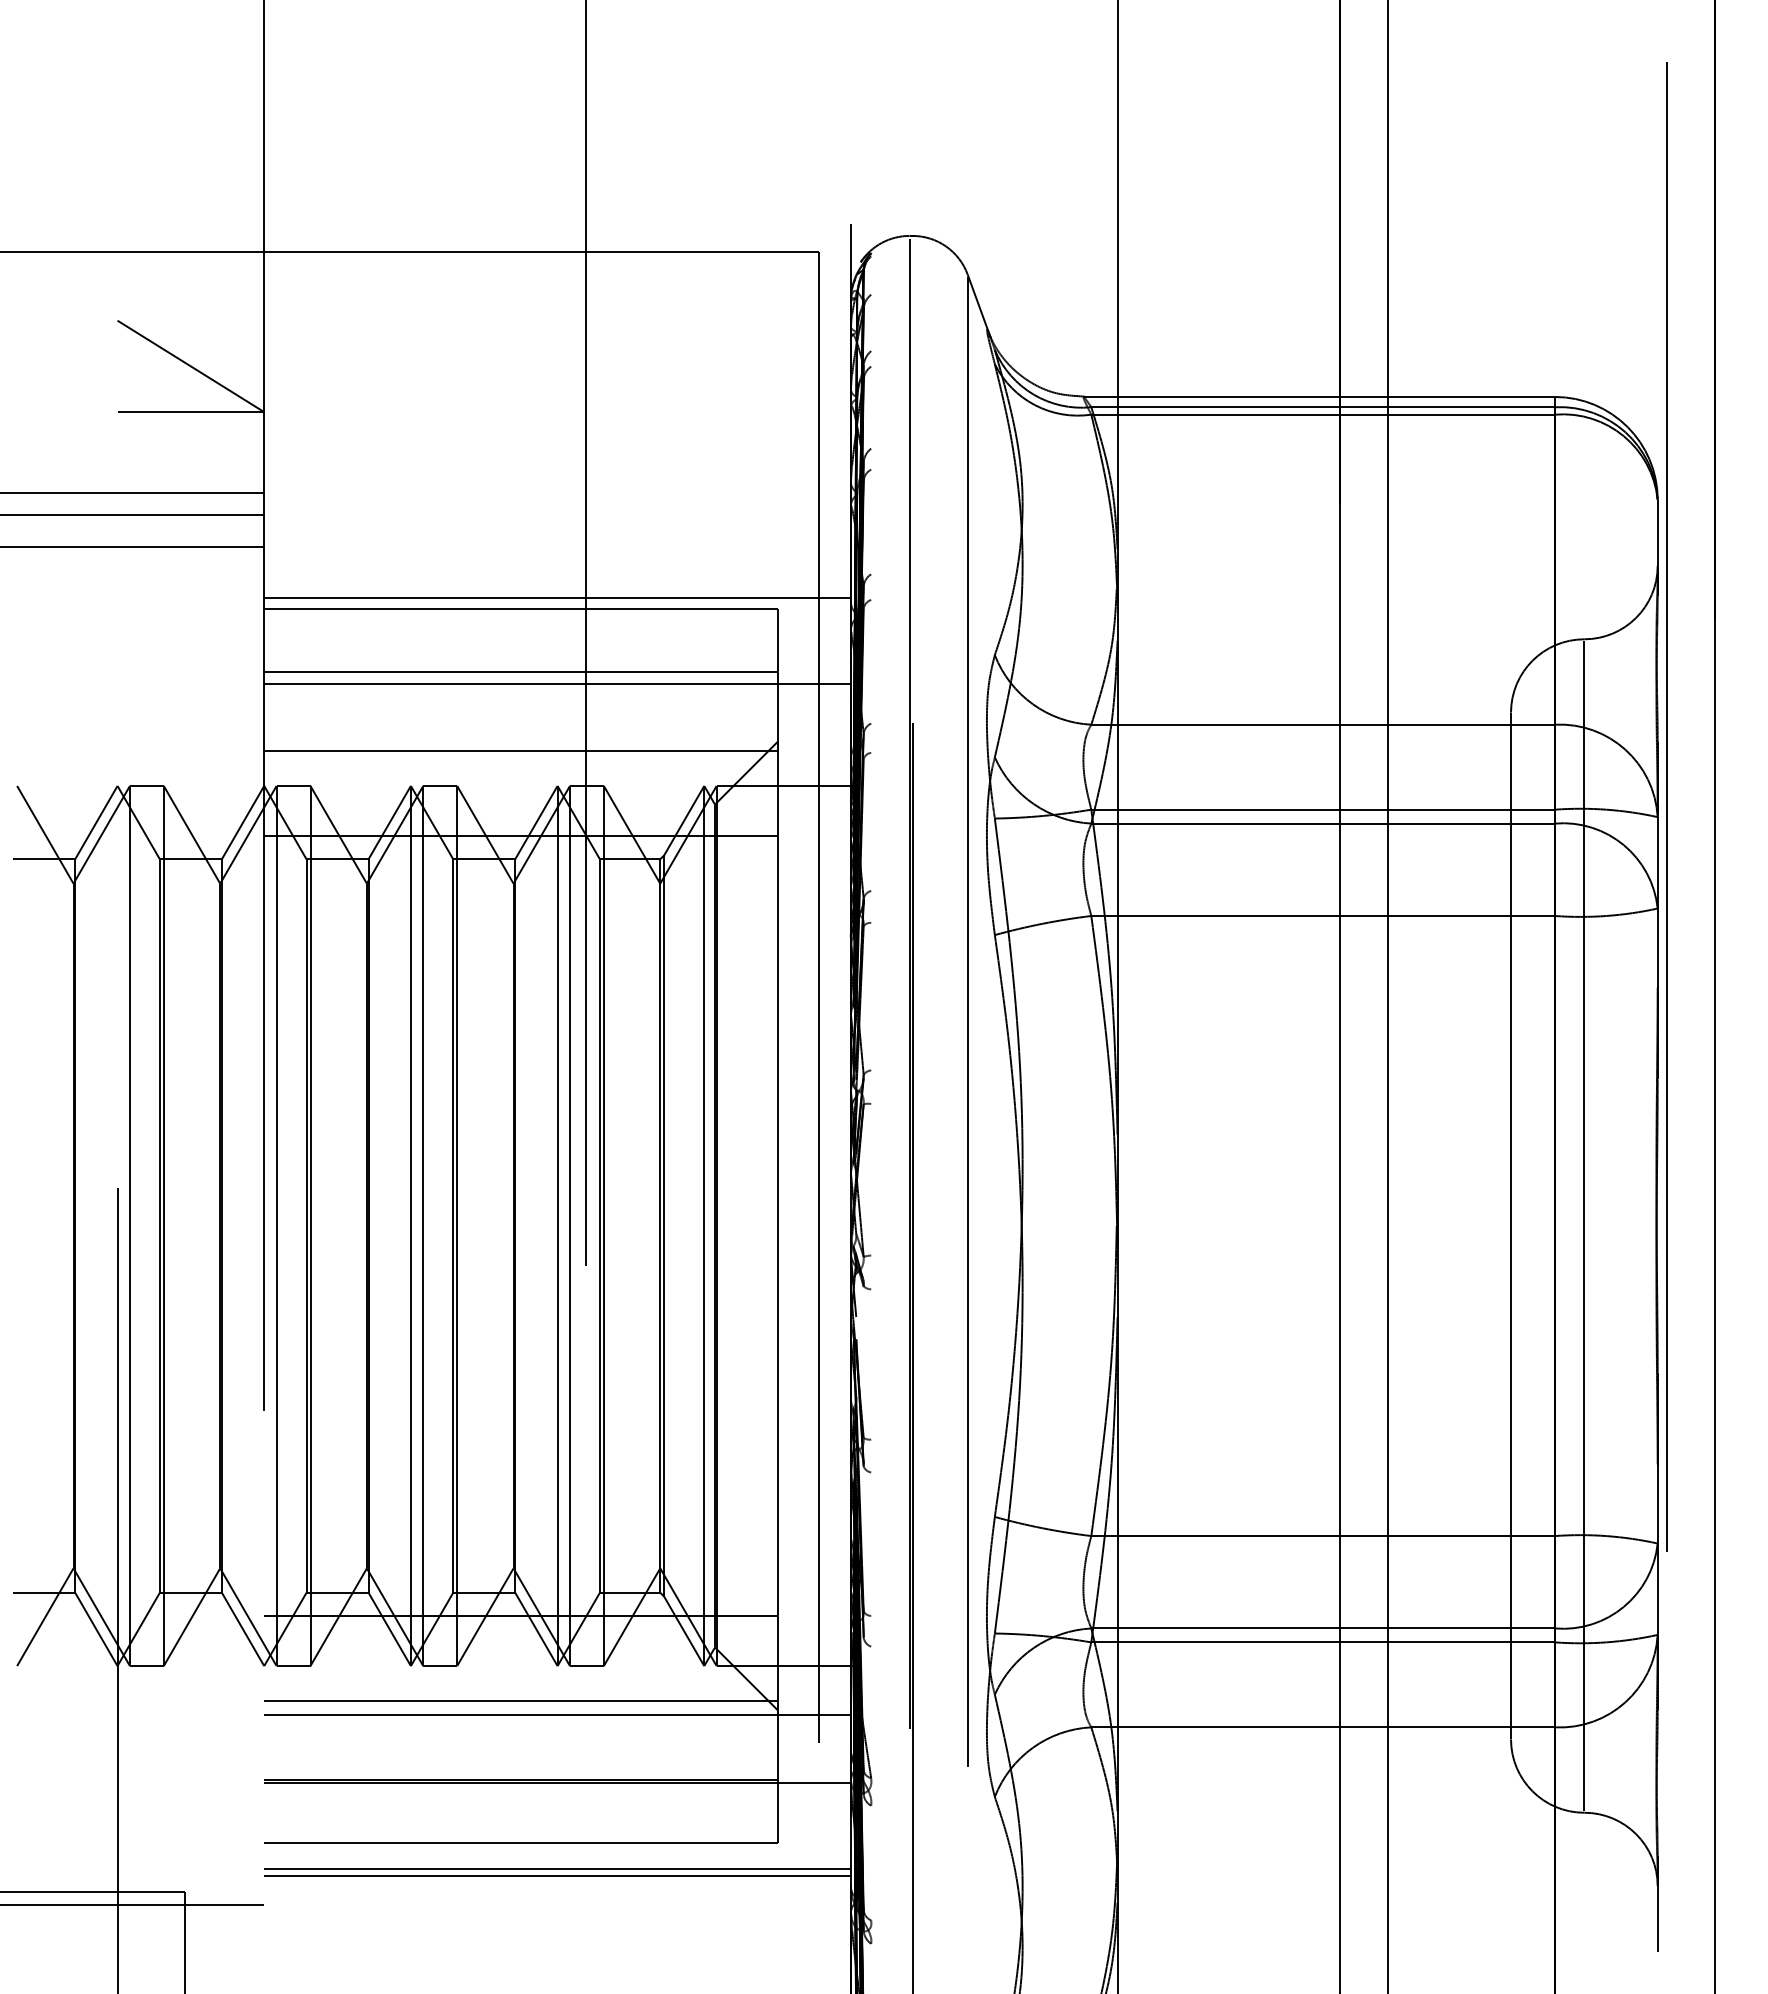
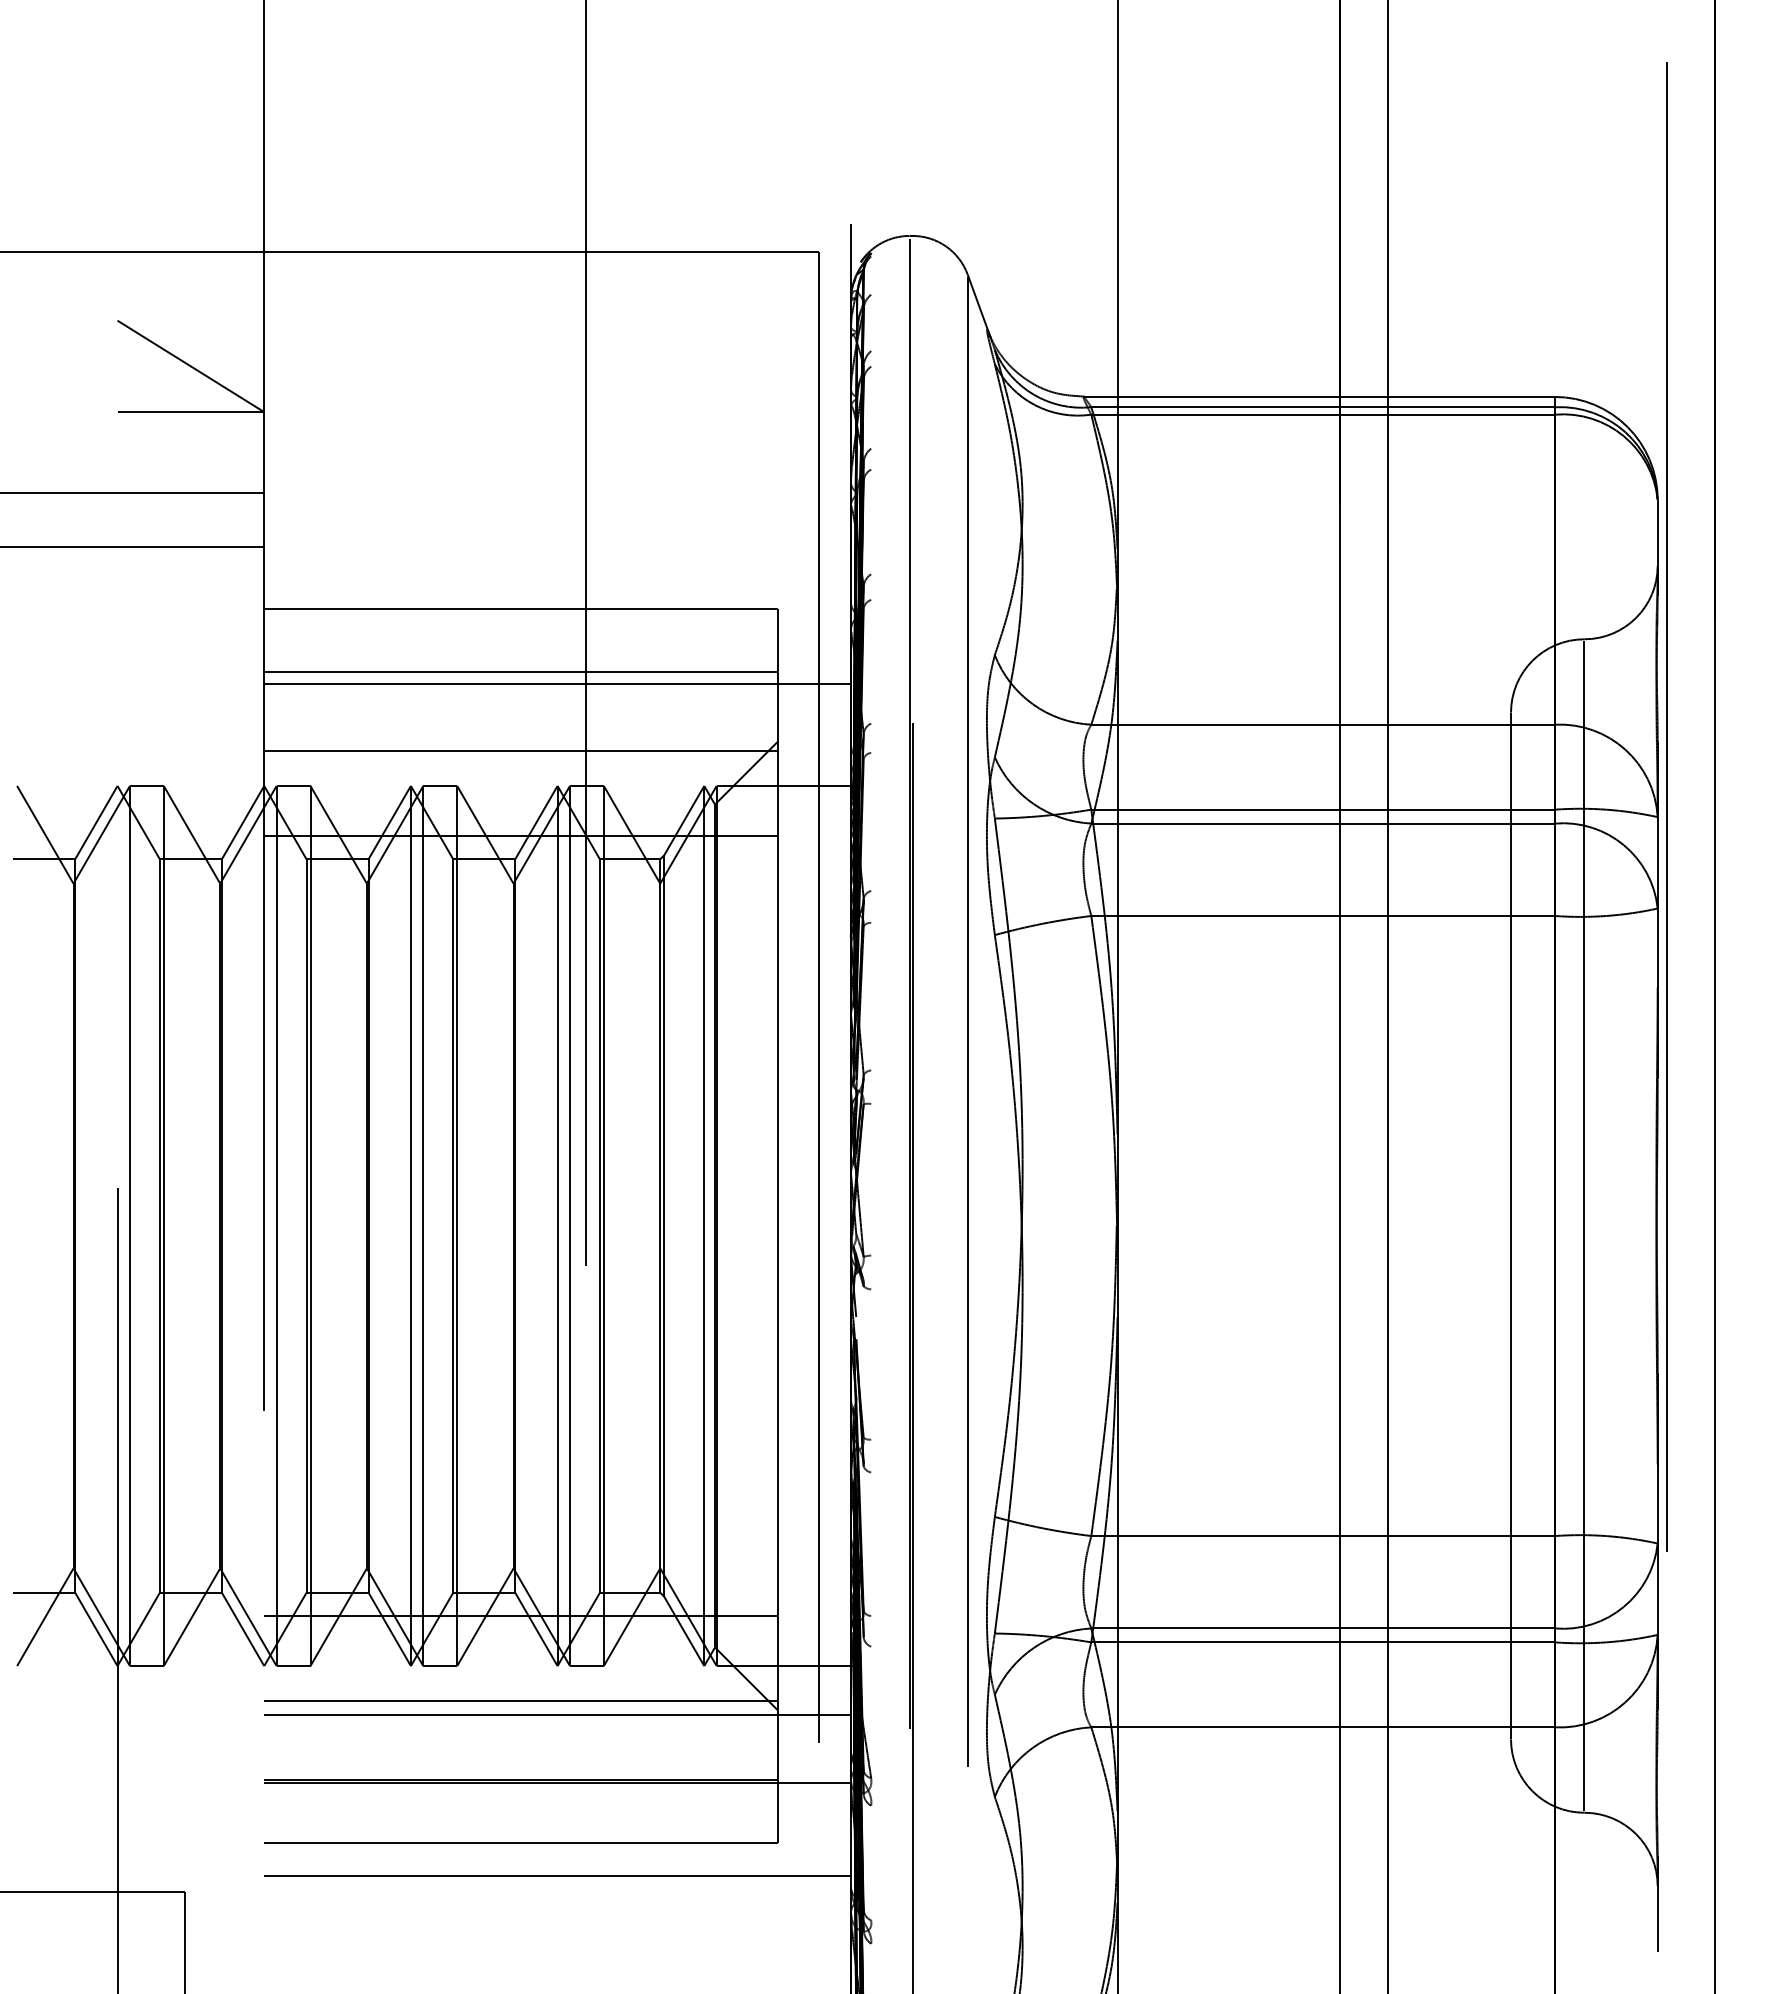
line: present -> none (133, 515)
line: present -> none (557, 598)
line: present -> none (557, 1869)
line: present -> none (133, 1905)
